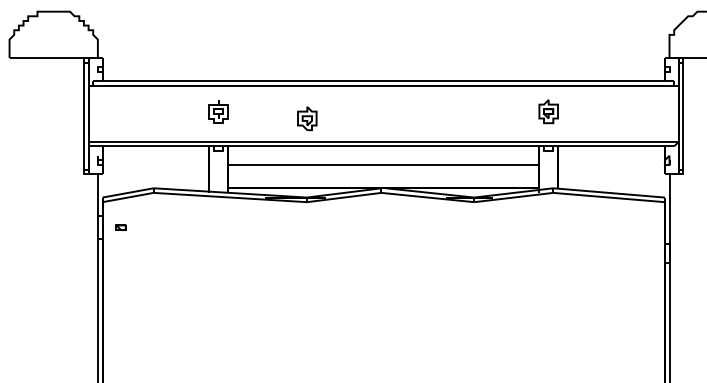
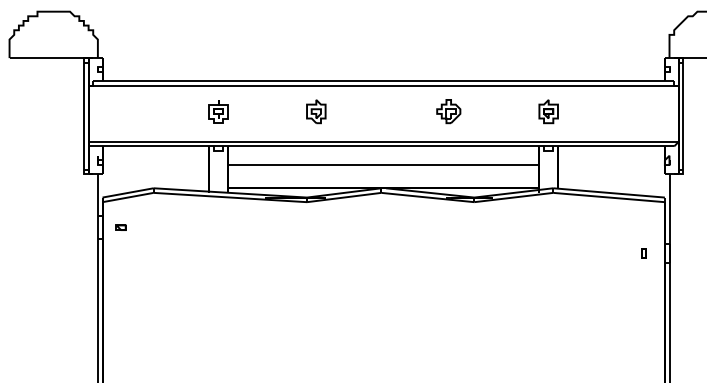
part: none -> present (448, 111)
part position: (307, 118) -> (316, 111) (316, 111)
part: none -> present (643, 253)
